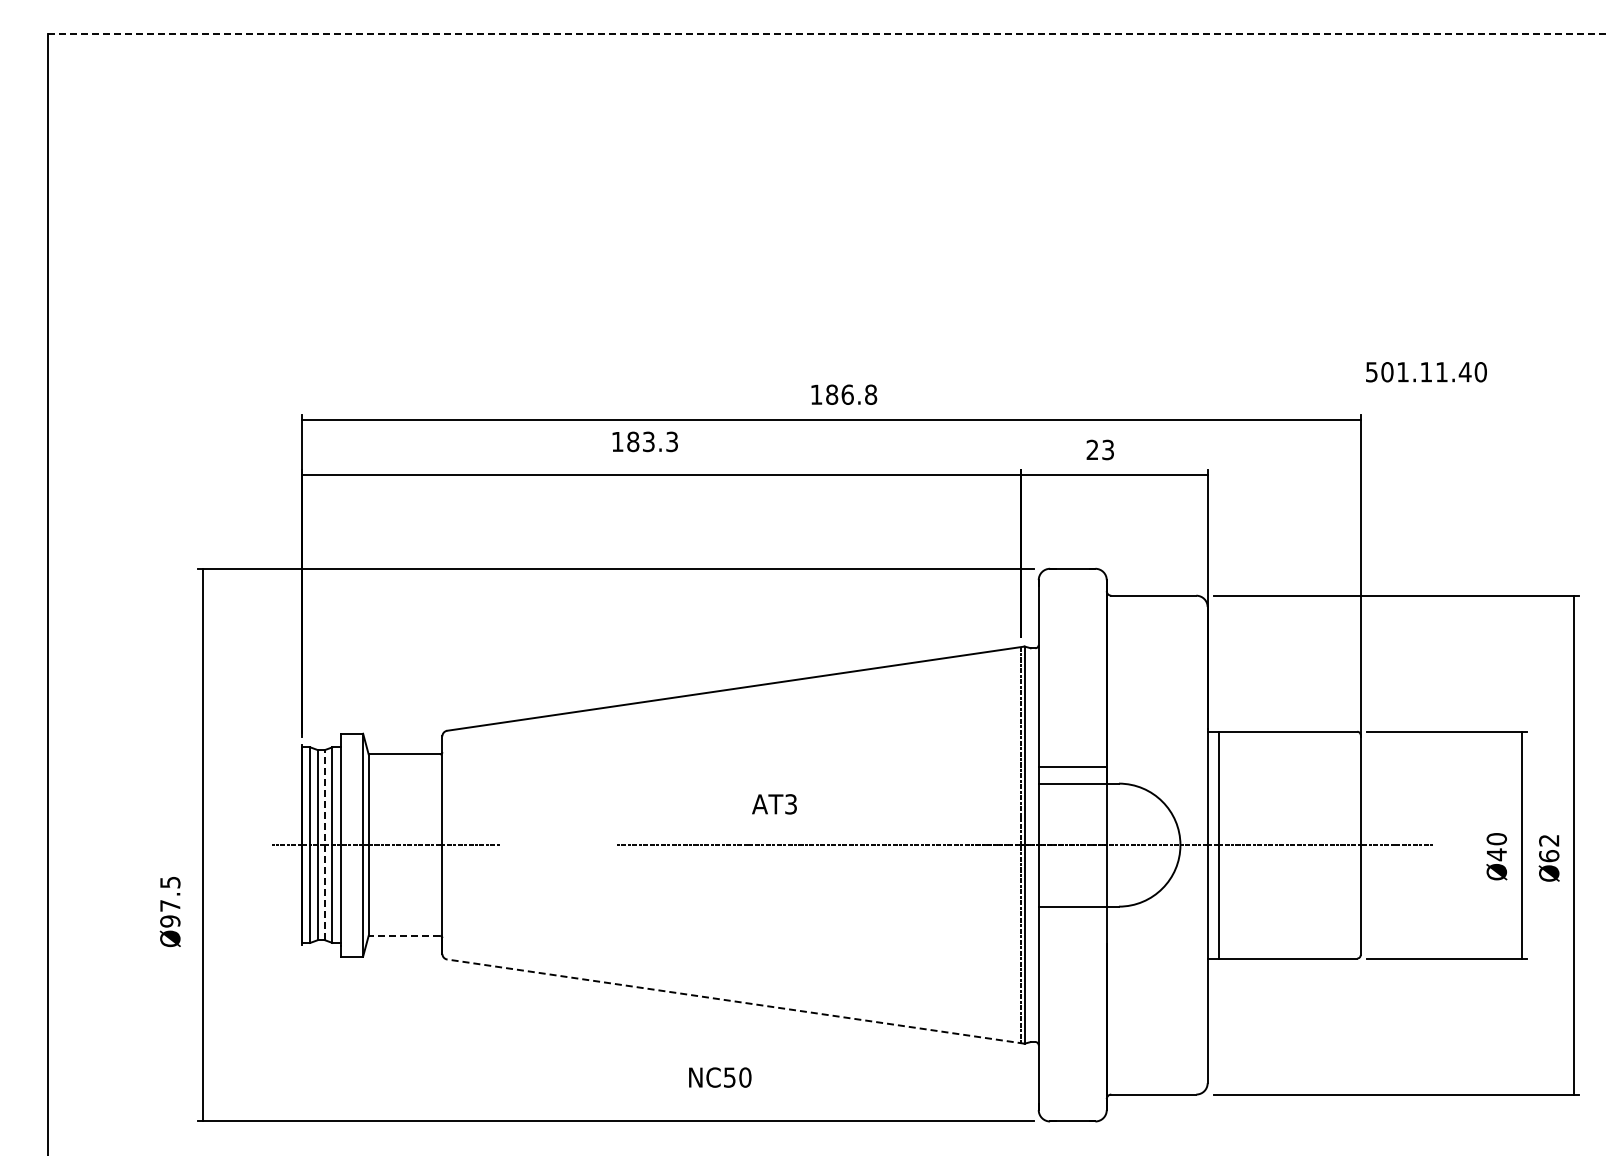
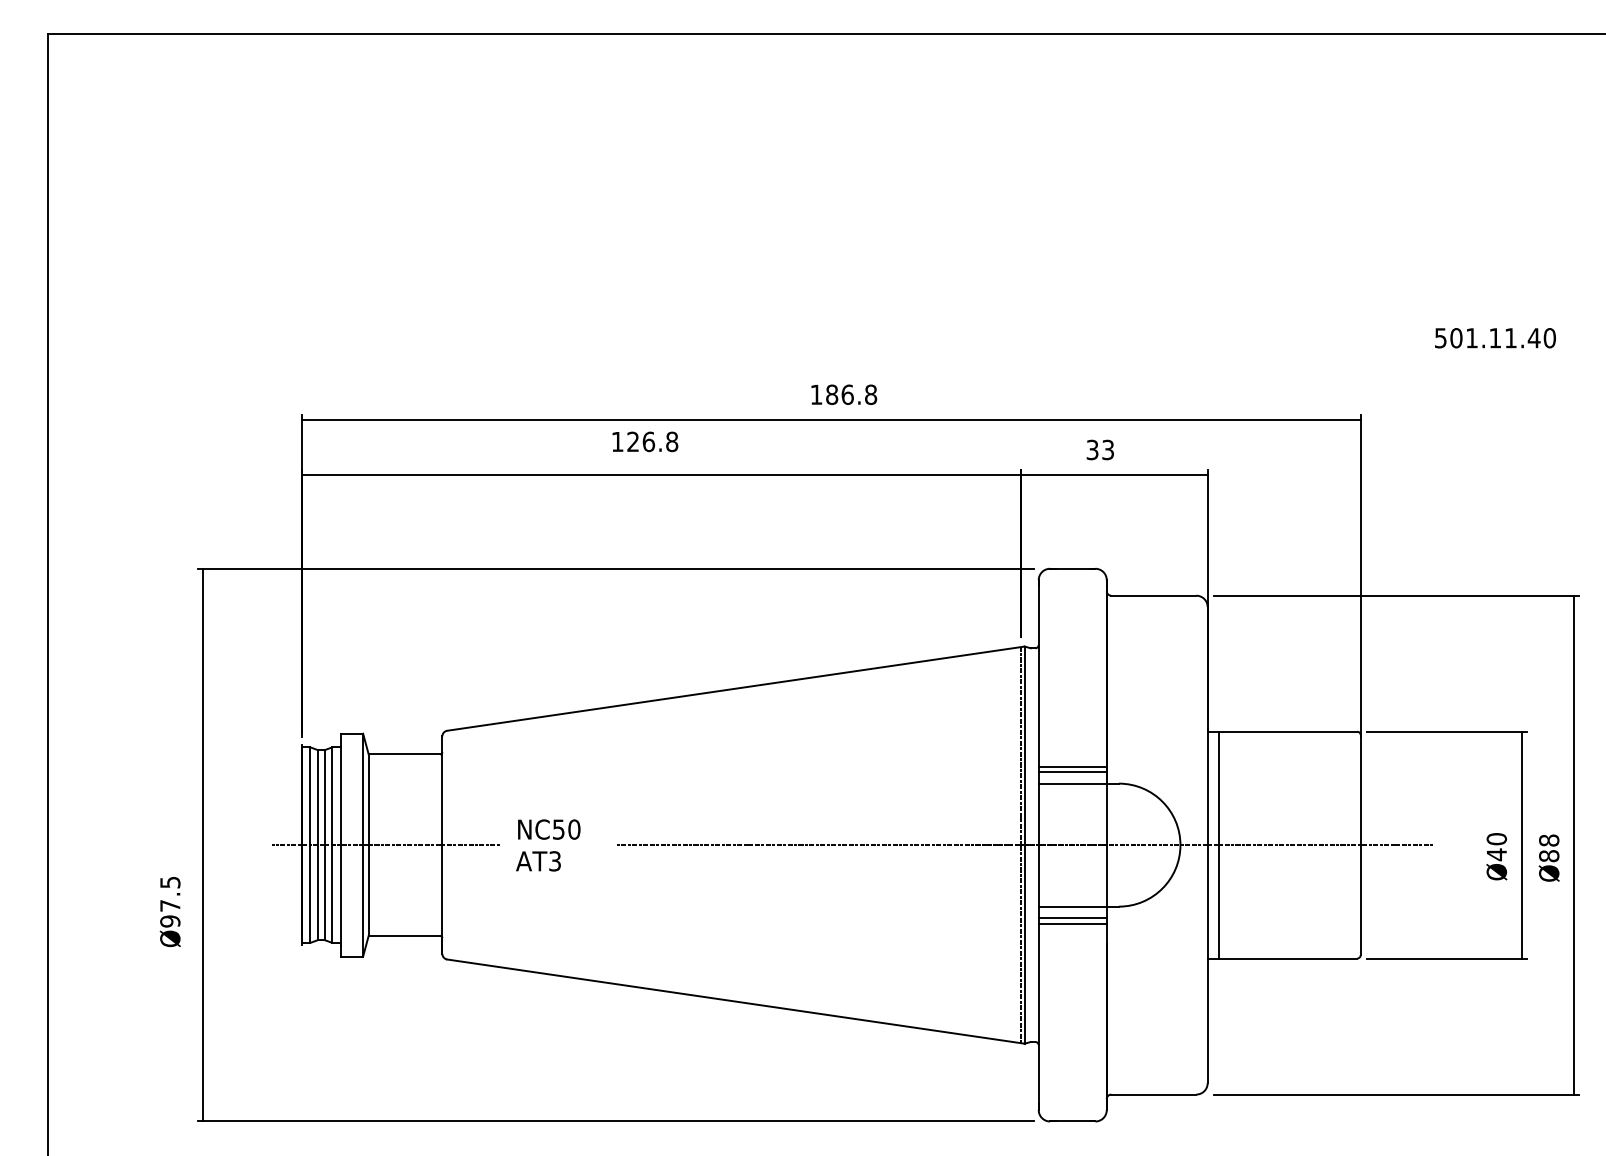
line: dashed -> solid (826, 34)
text position: (1426, 372) -> (1495, 338) (1495, 338)
text: 183.3 -> 126.8 (652, 441)
text: 23 -> 33 (1092, 450)
line: none -> present (1072, 772)
text position: (774, 804) -> (538, 861) (538, 861)
line: dashed -> solid (324, 845)
text: Ø62 -> Ø88 (1549, 848)
line: none -> present (1072, 917)
line: none -> present (1072, 923)
line: dashed -> solid (404, 935)
line: dashed -> solid (735, 1001)
text position: (720, 1077) -> (549, 829) (549, 829)
